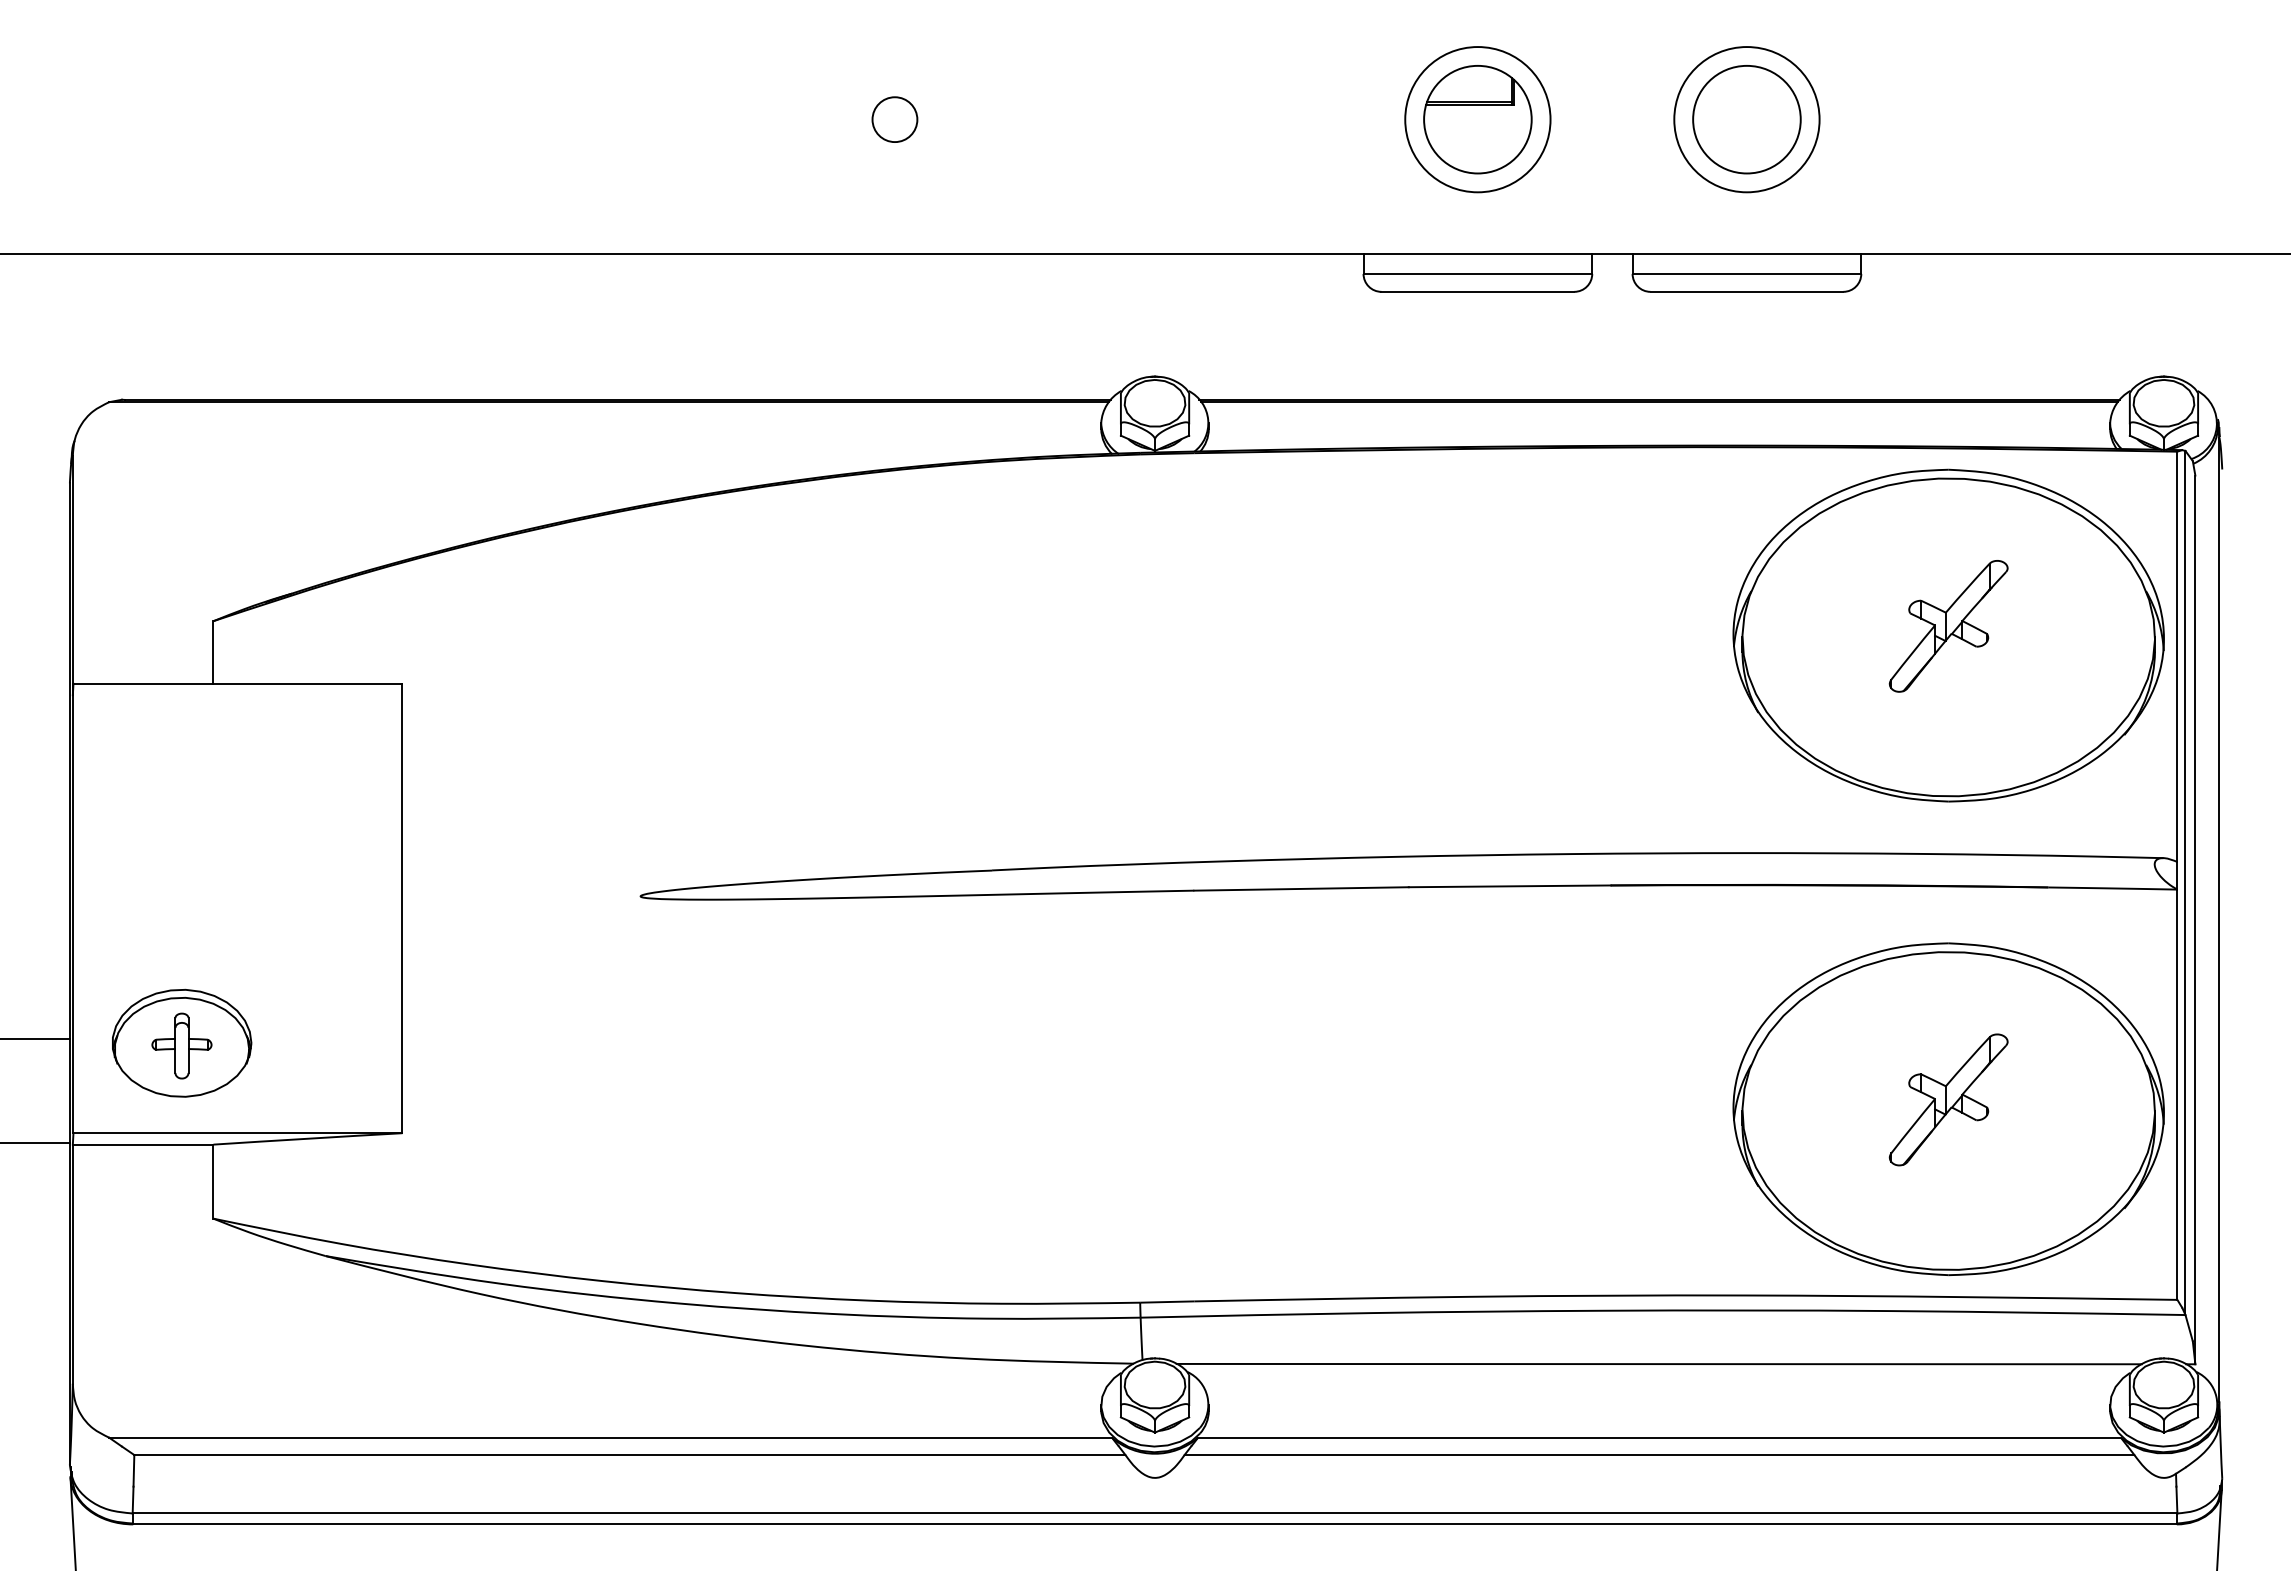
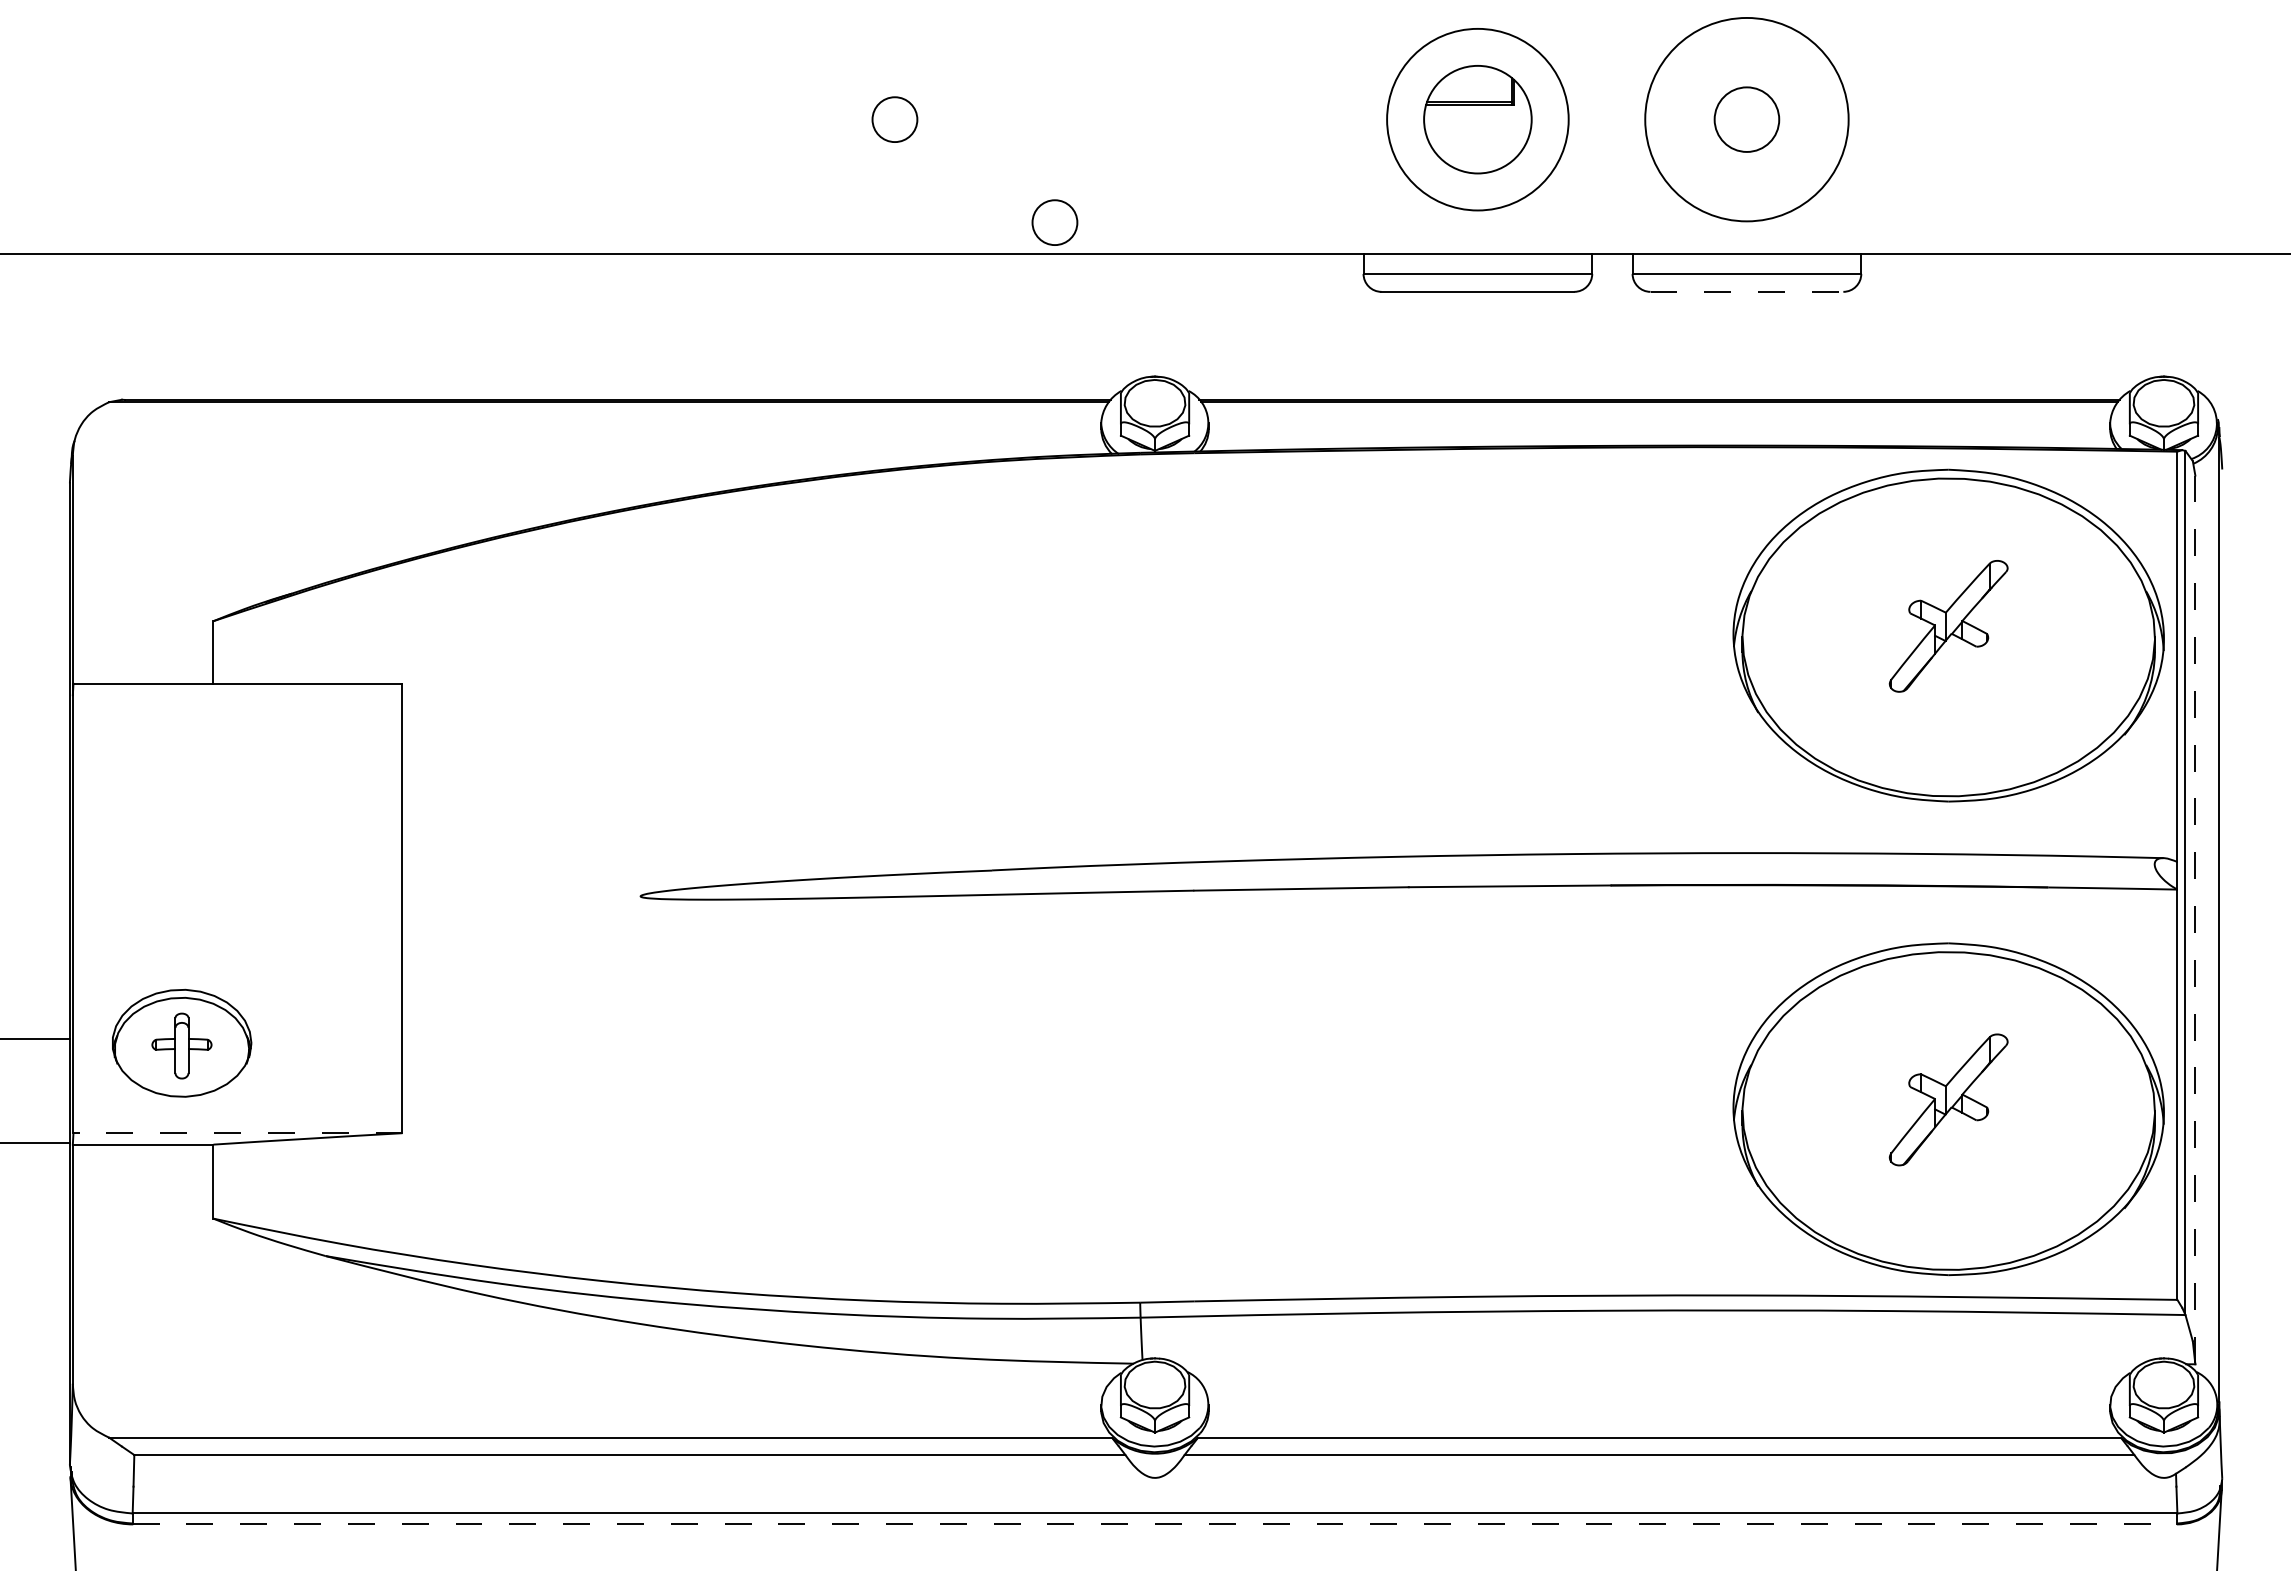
circle diameter: 145 px -> 182 px (1477, 119)
circle diameter: 108 px -> 65 px (1746, 119)
circle diameter: 145 px -> 203 px (1746, 119)
circle: none -> present (1054, 222)
line: solid -> dashed (1747, 291)
line: solid -> dashed (2195, 920)
line: solid -> dashed (237, 1133)
line: present -> none (1658, 1363)
line: solid -> dashed (1155, 1523)
